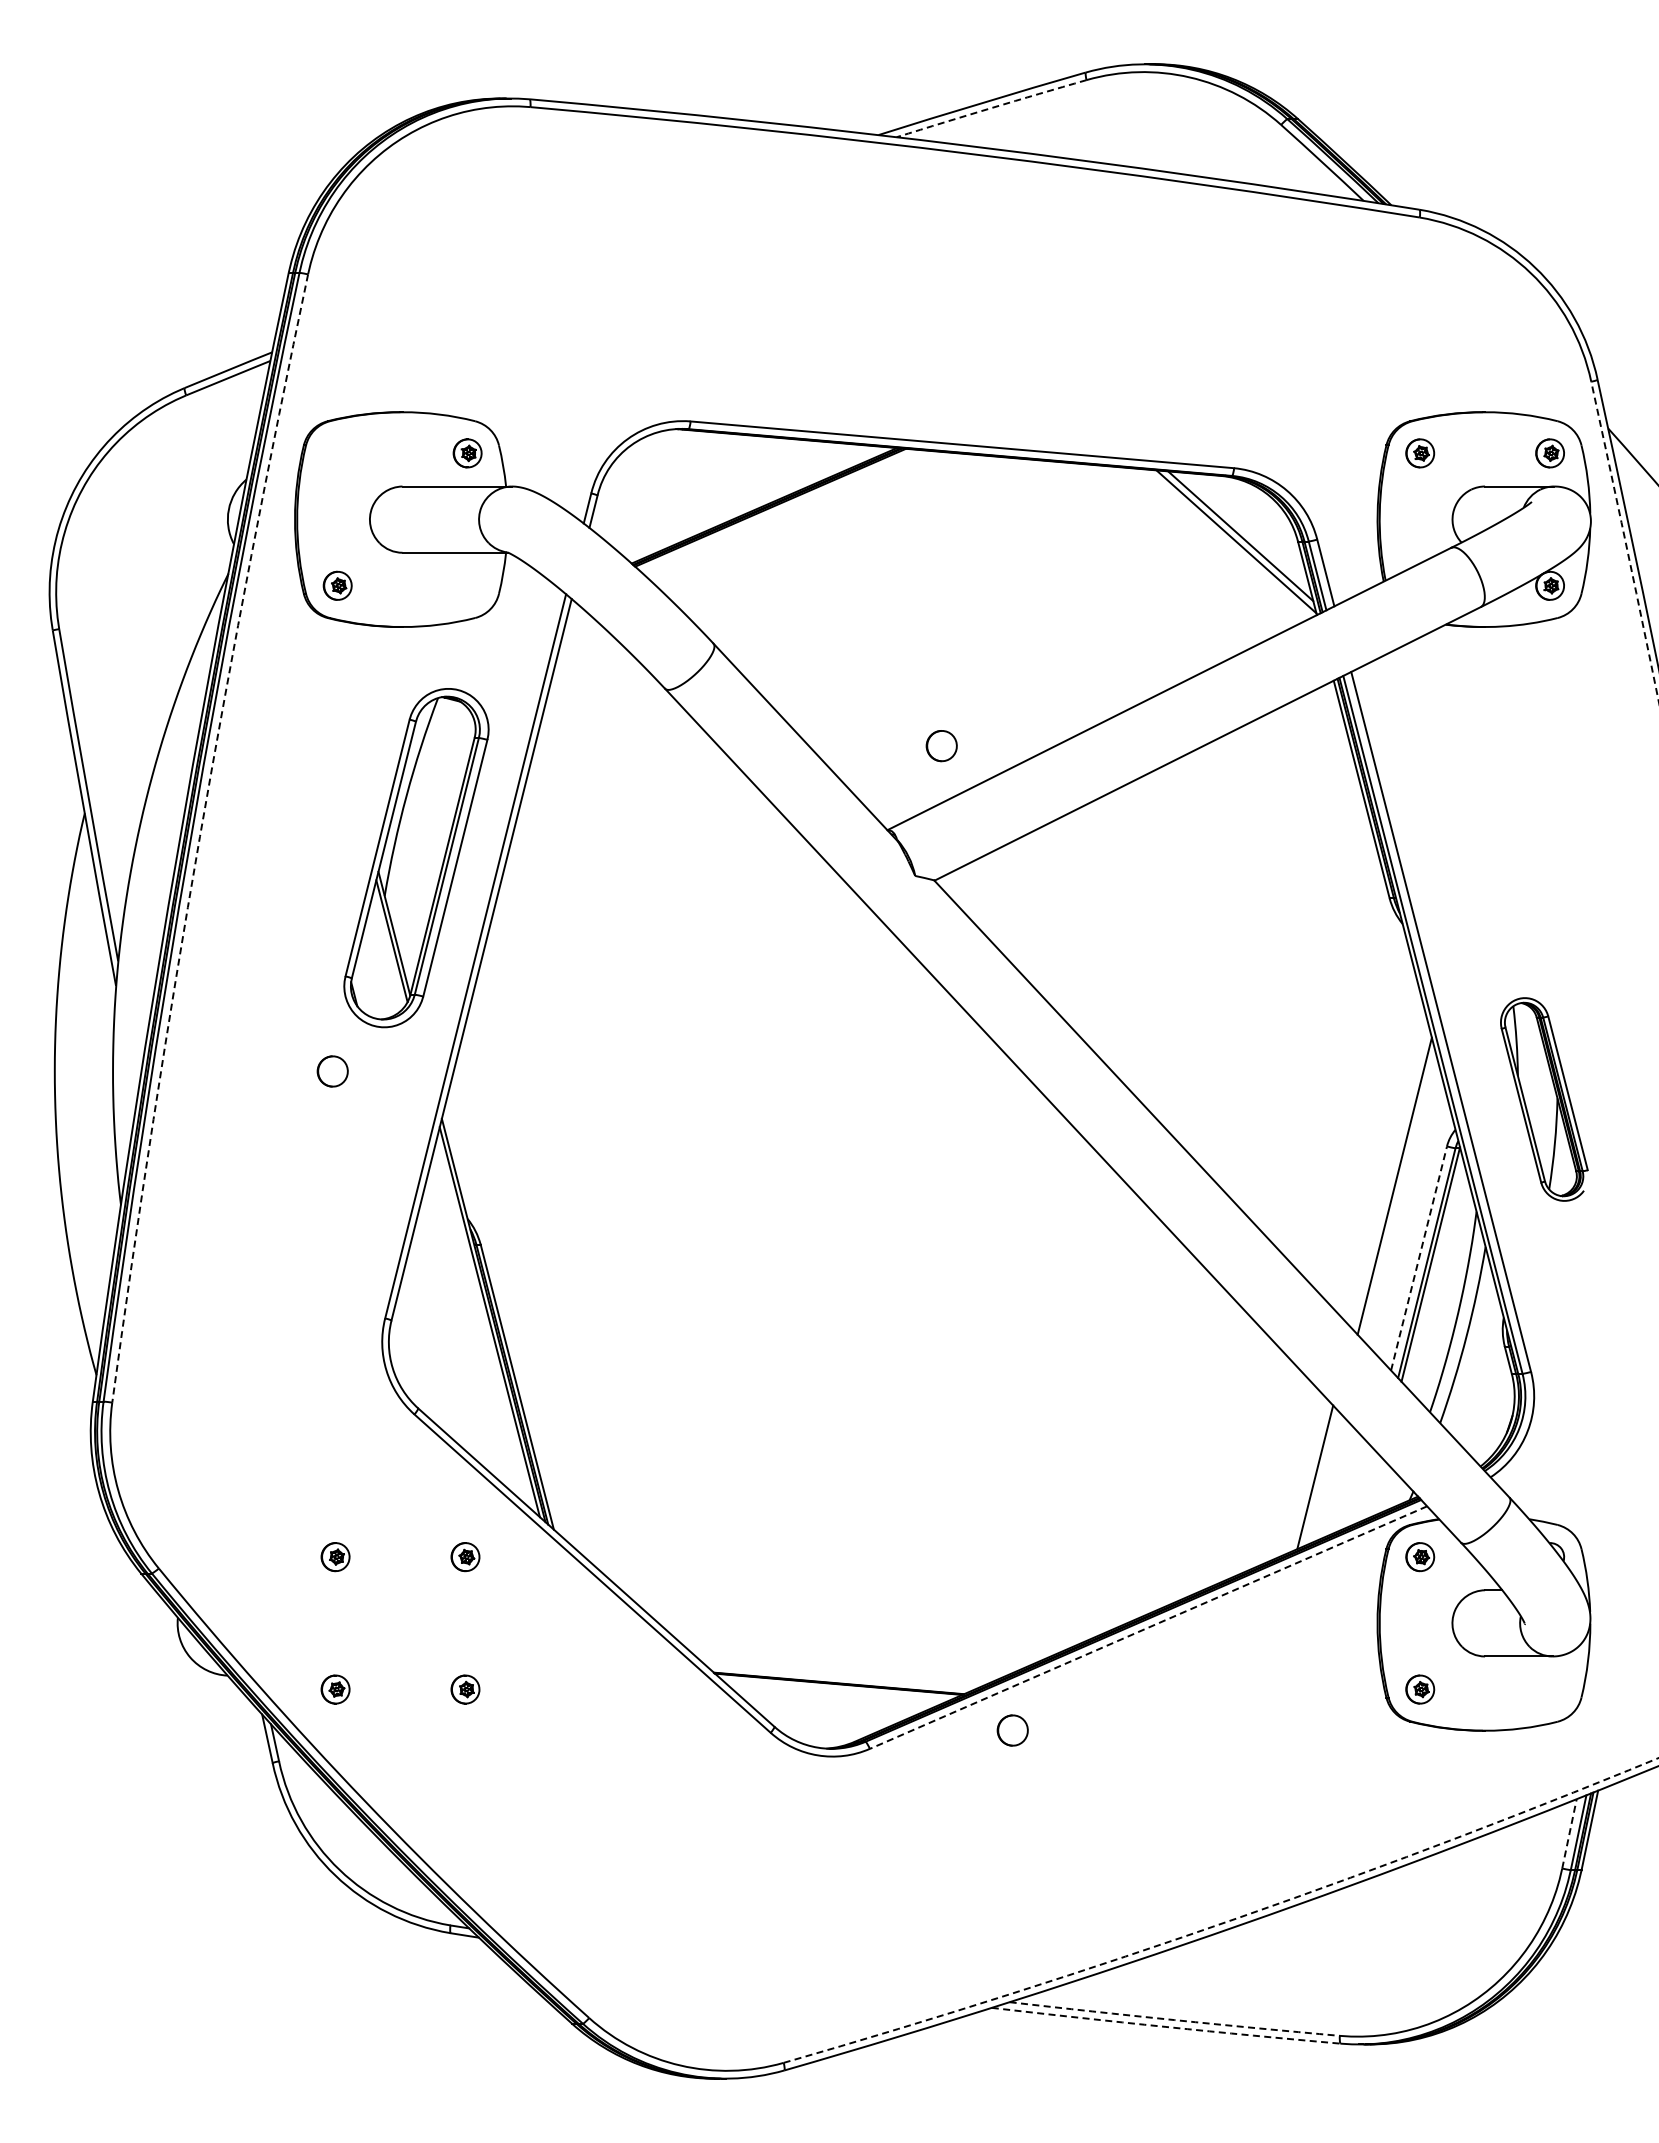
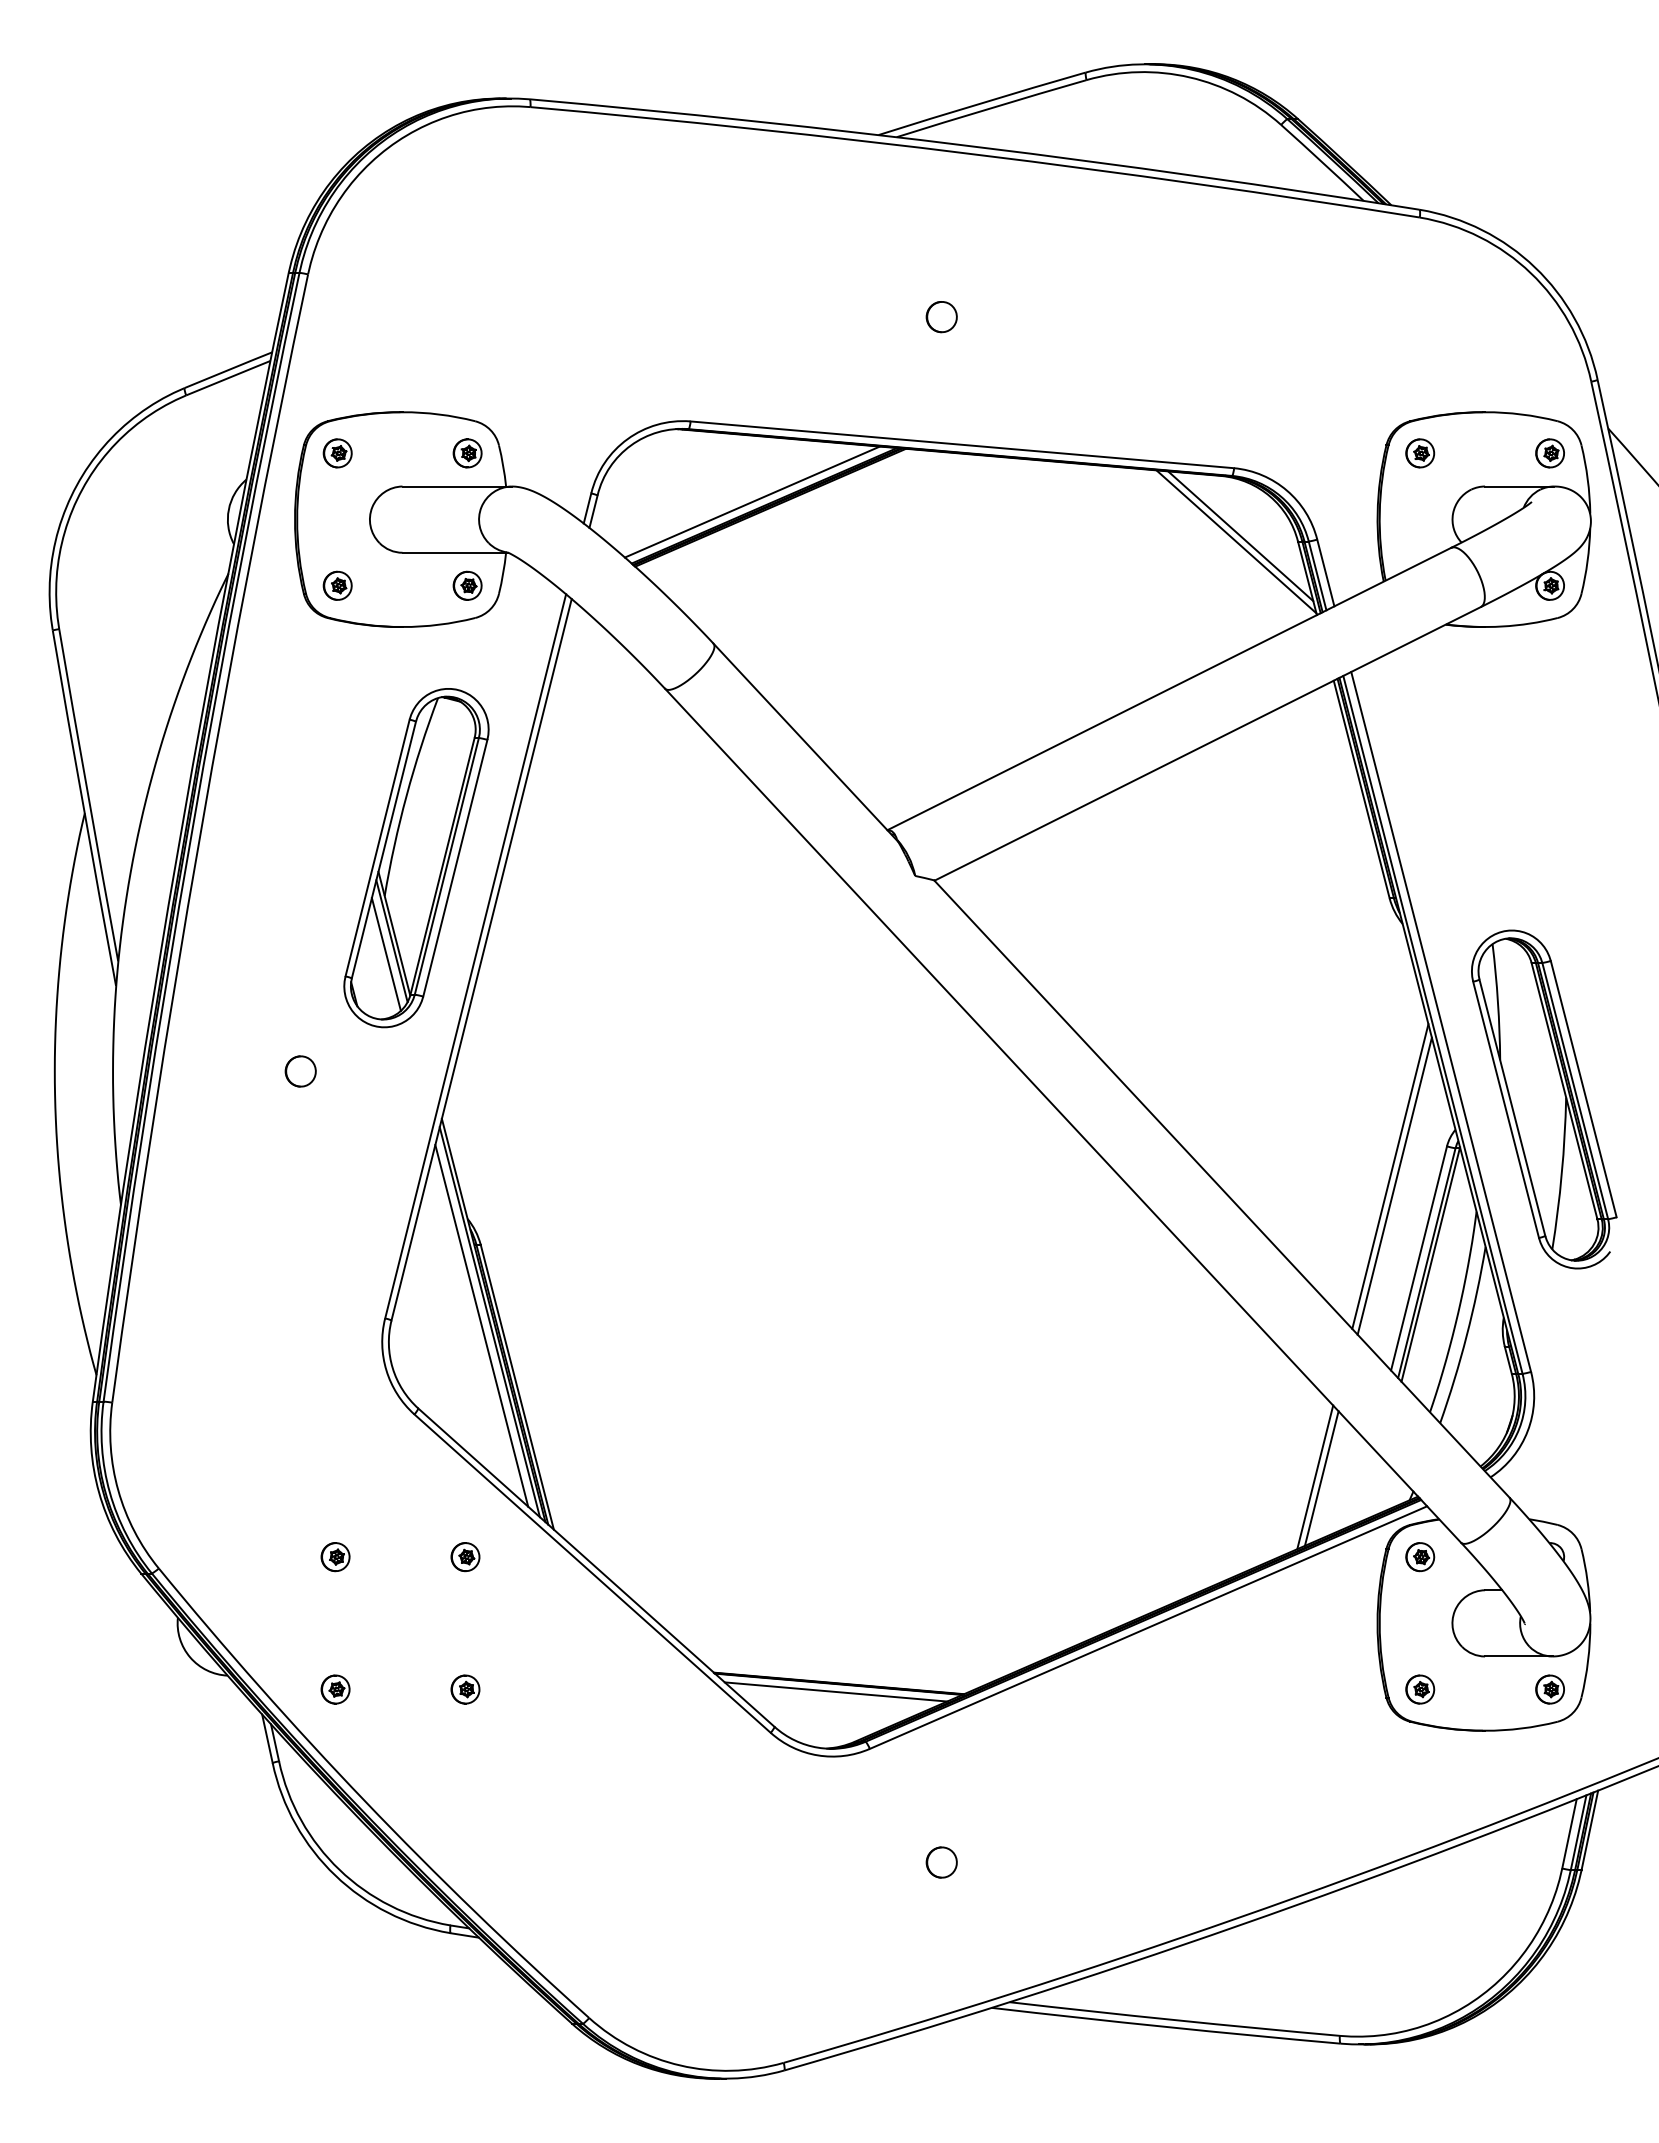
arc: dashed -> solid (991, 108)
part: none -> present (337, 453)
line: none -> present (751, 501)
arc: dashed -> solid (1625, 542)
part: none -> present (467, 585)
part position: (941, 746) -> (941, 317) (941, 317)
arc: dashed -> solid (199, 836)
line: none -> present (385, 954)
part position: (332, 1071) -> (300, 1071) (300, 1071)
part size: 89x205 px -> 147x341 px (1544, 1099)
line: none -> present (1390, 1176)
line: dashed -> solid (1419, 1258)
line: none -> present (481, 1325)
line: none -> present (1321, 1478)
line: dashed -> solid (1148, 1627)
part: none -> present (1549, 1689)
line: none -> present (835, 1691)
part position: (1012, 1730) -> (941, 1862) (941, 1862)
line: dashed -> solid (1569, 1833)
arc: dashed -> solid (1226, 1922)
arc: dashed -> solid (1174, 2020)
arc: dashed -> solid (1165, 2026)
